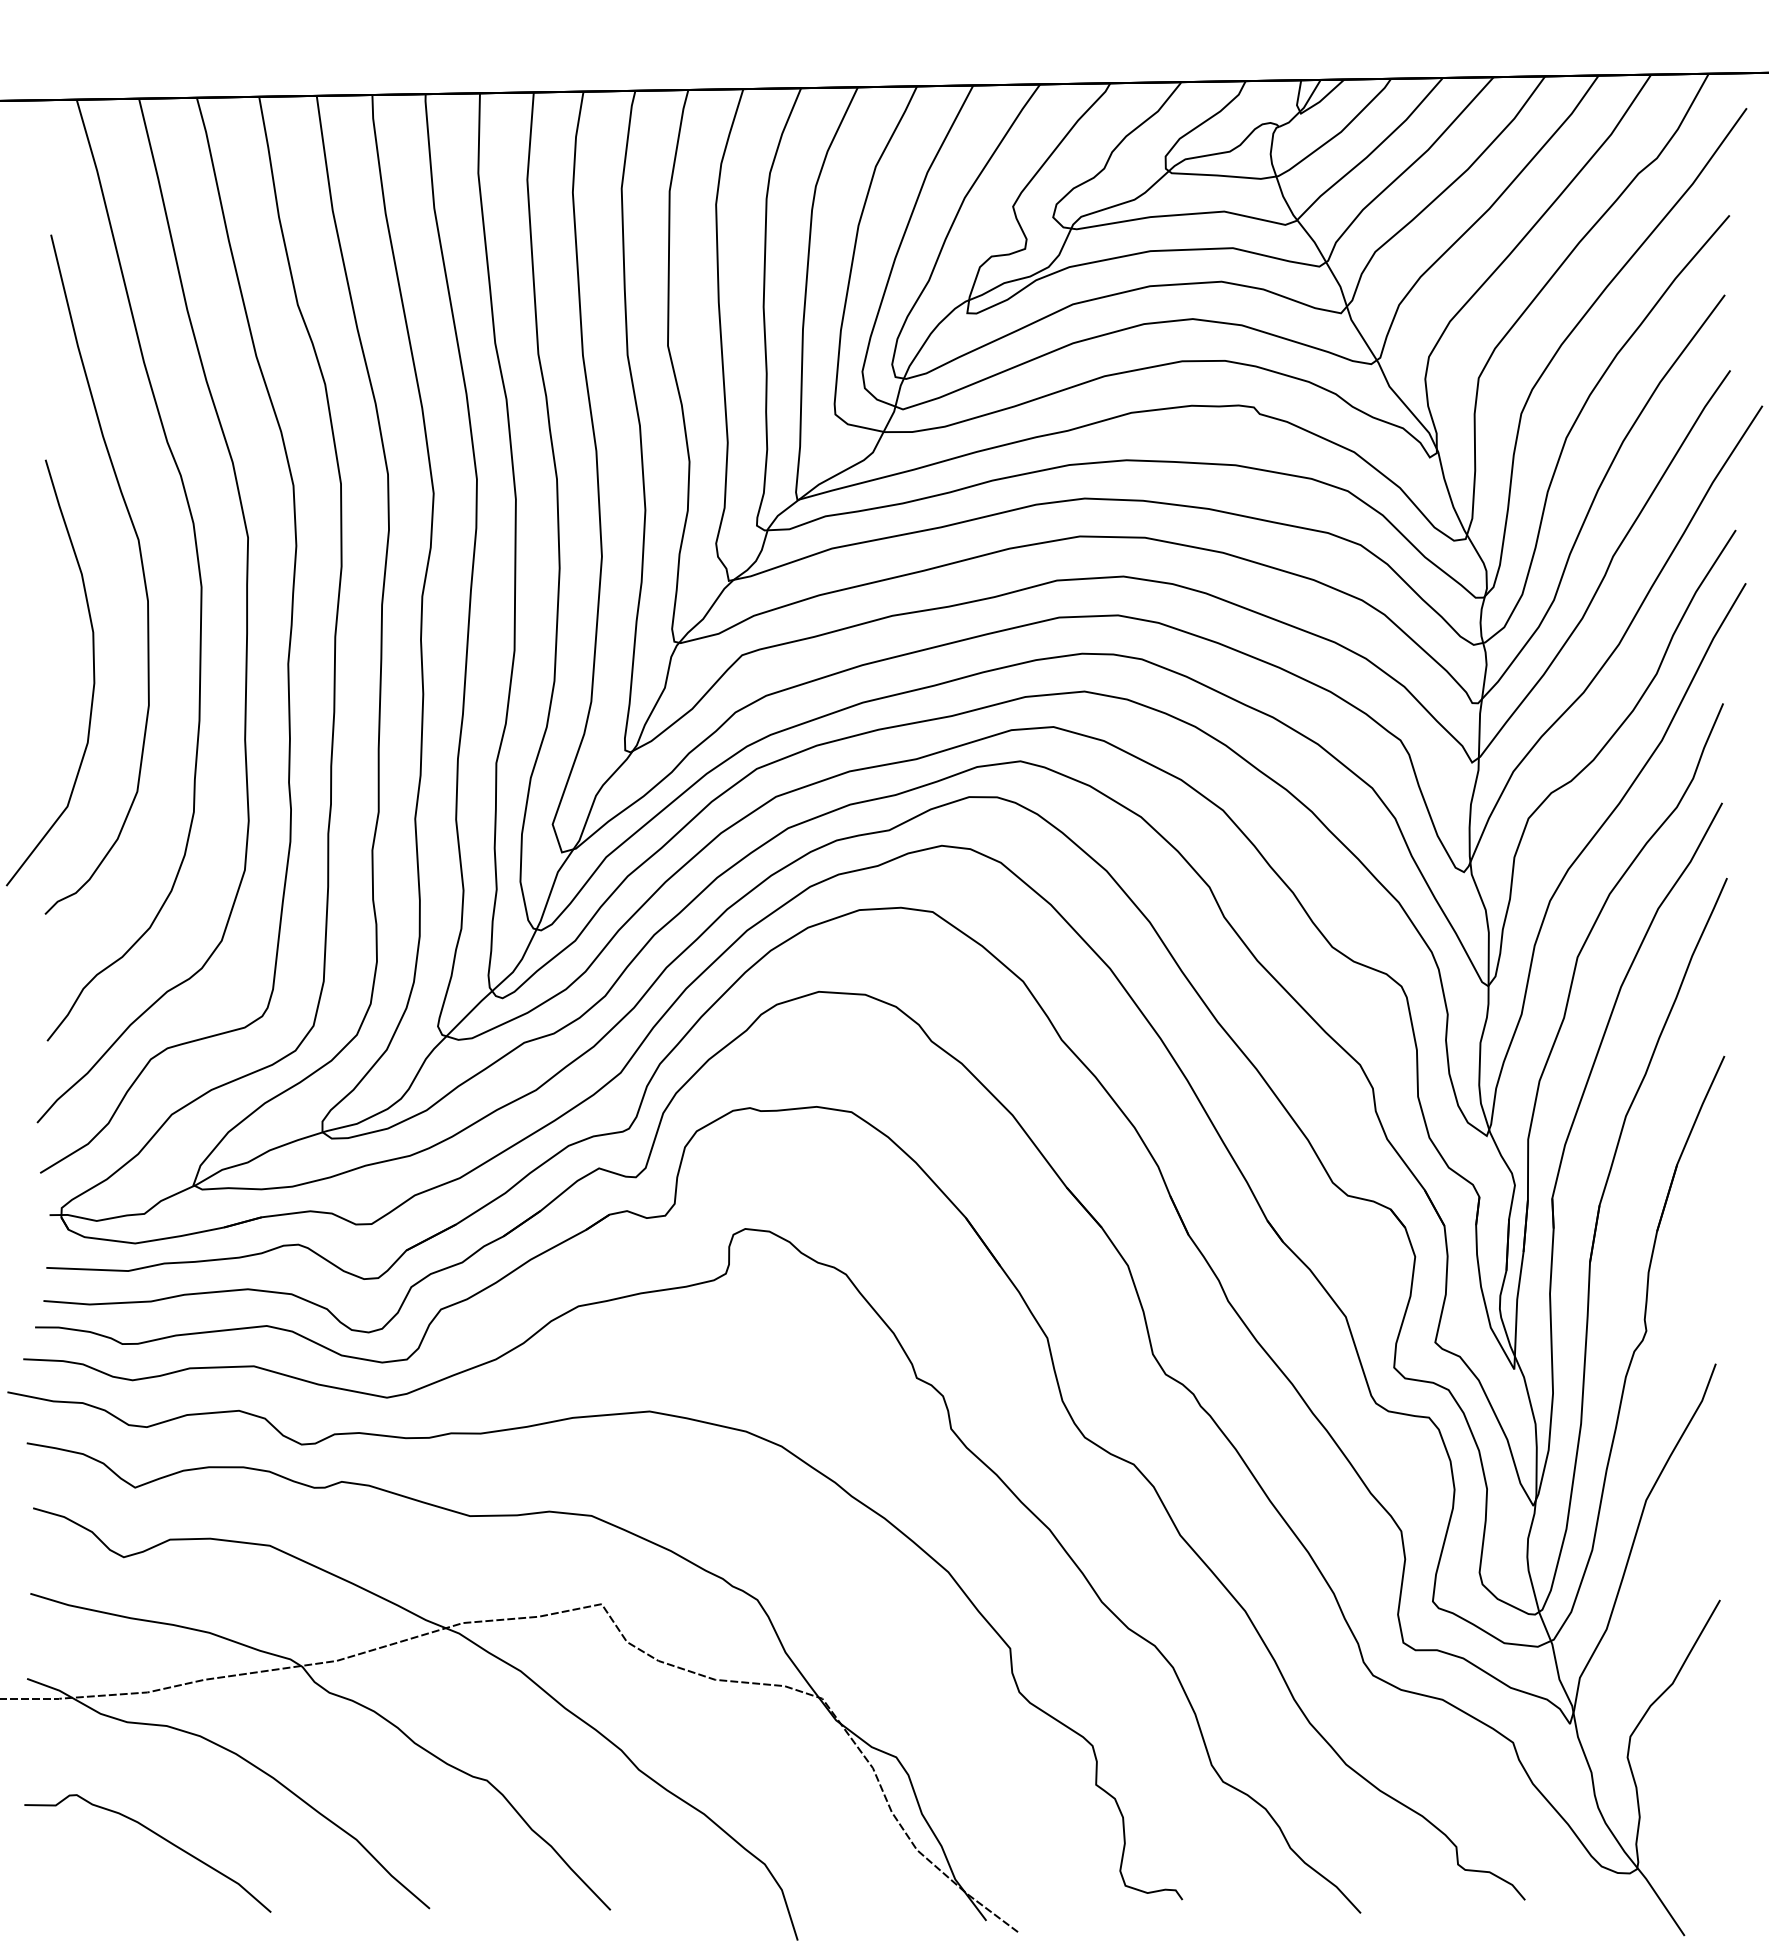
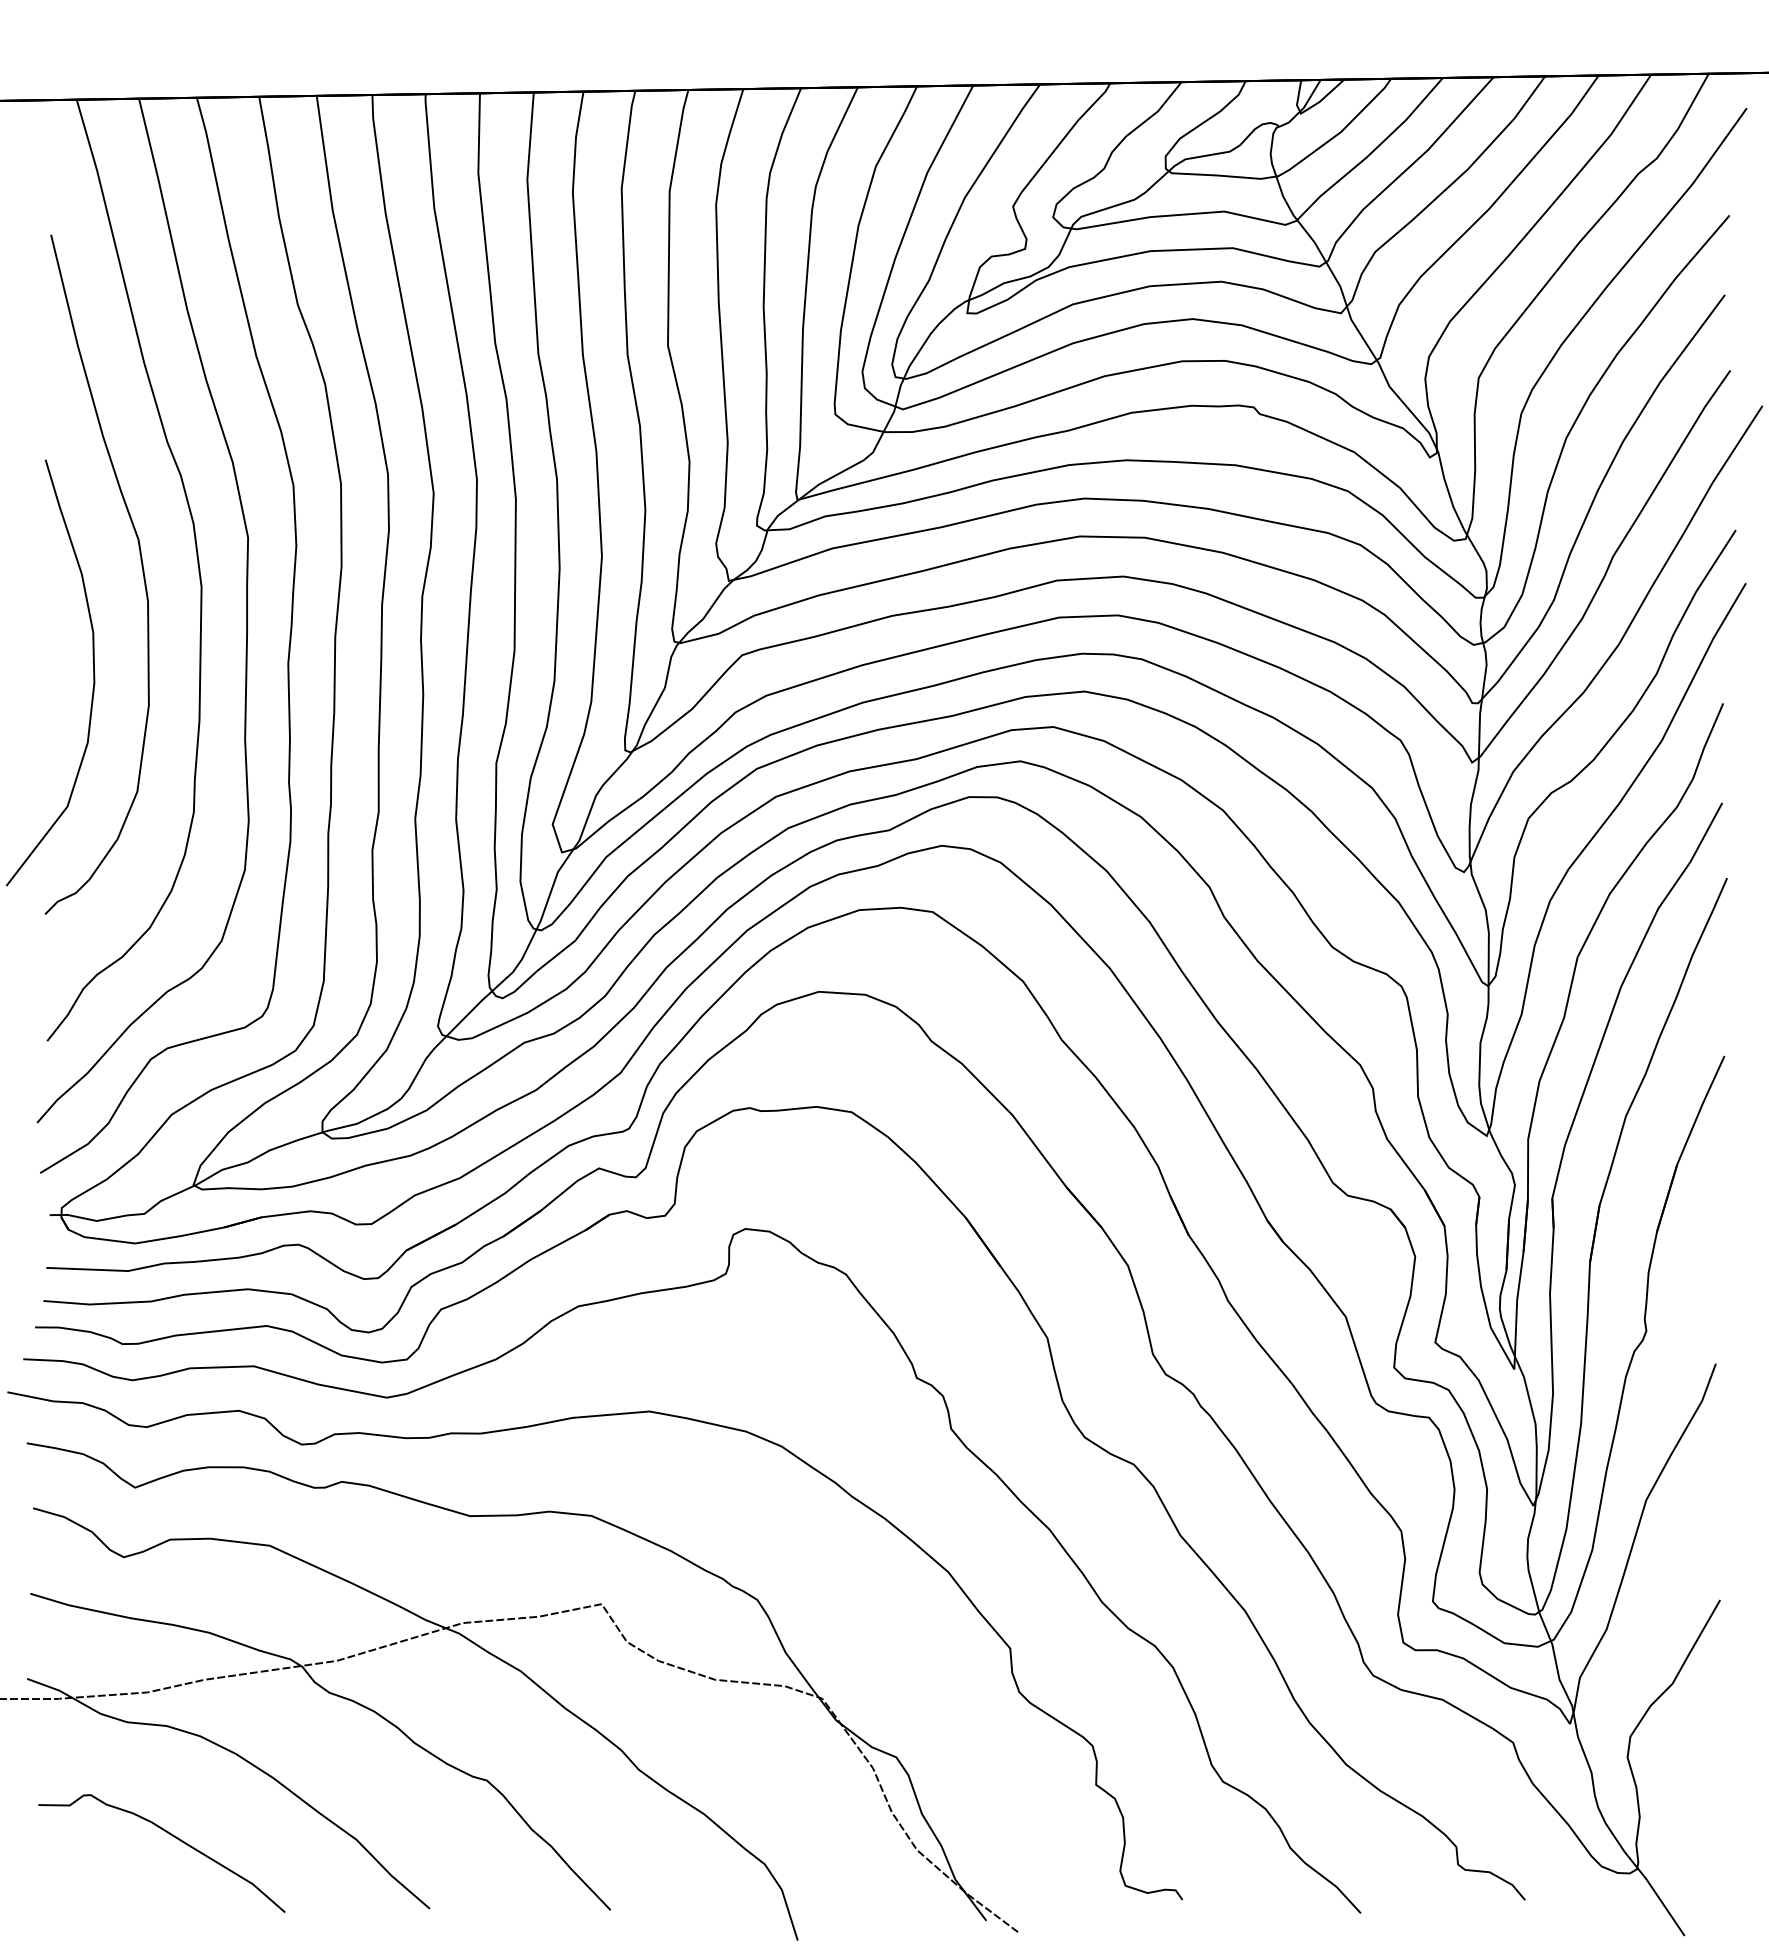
curve position: (156, 1835) -> (170, 1835) (170, 1835)
